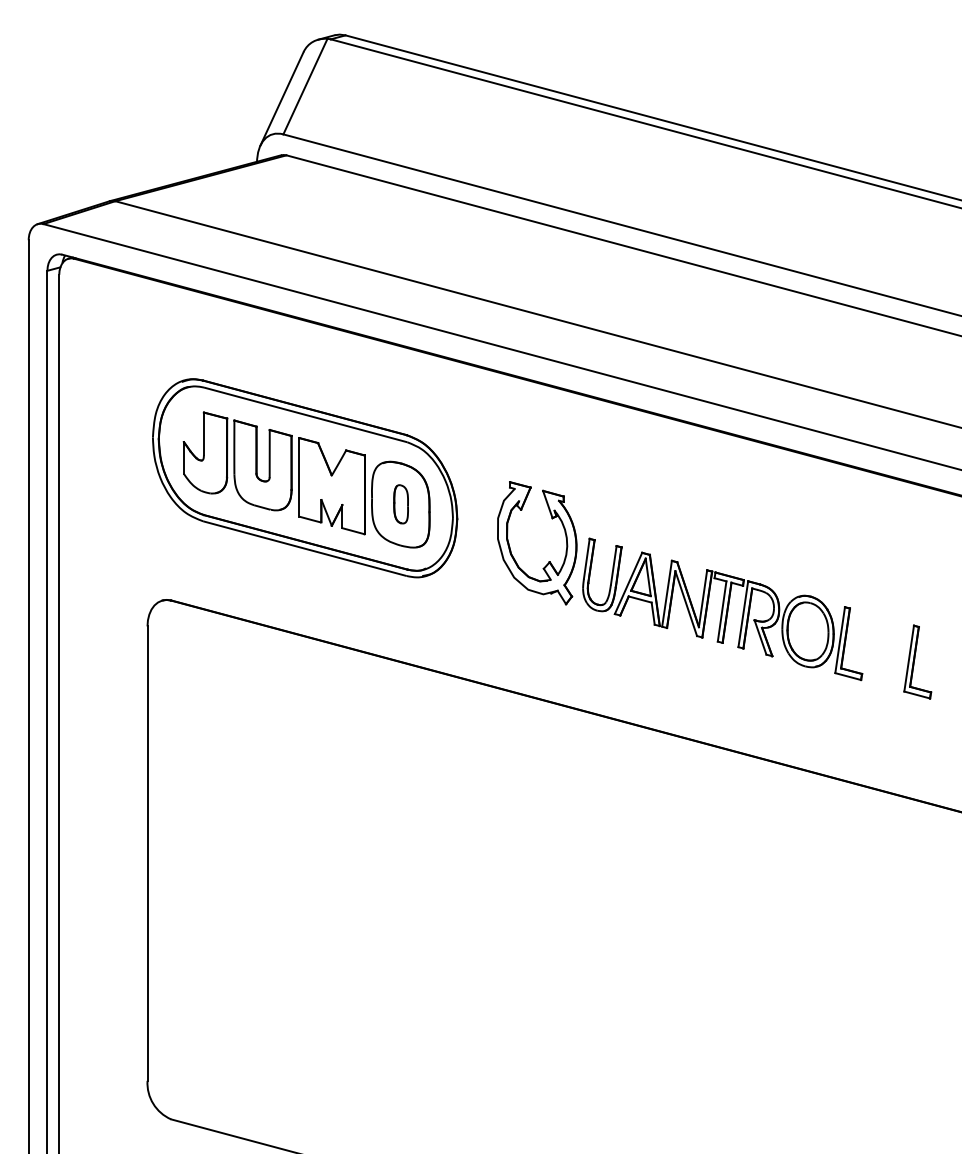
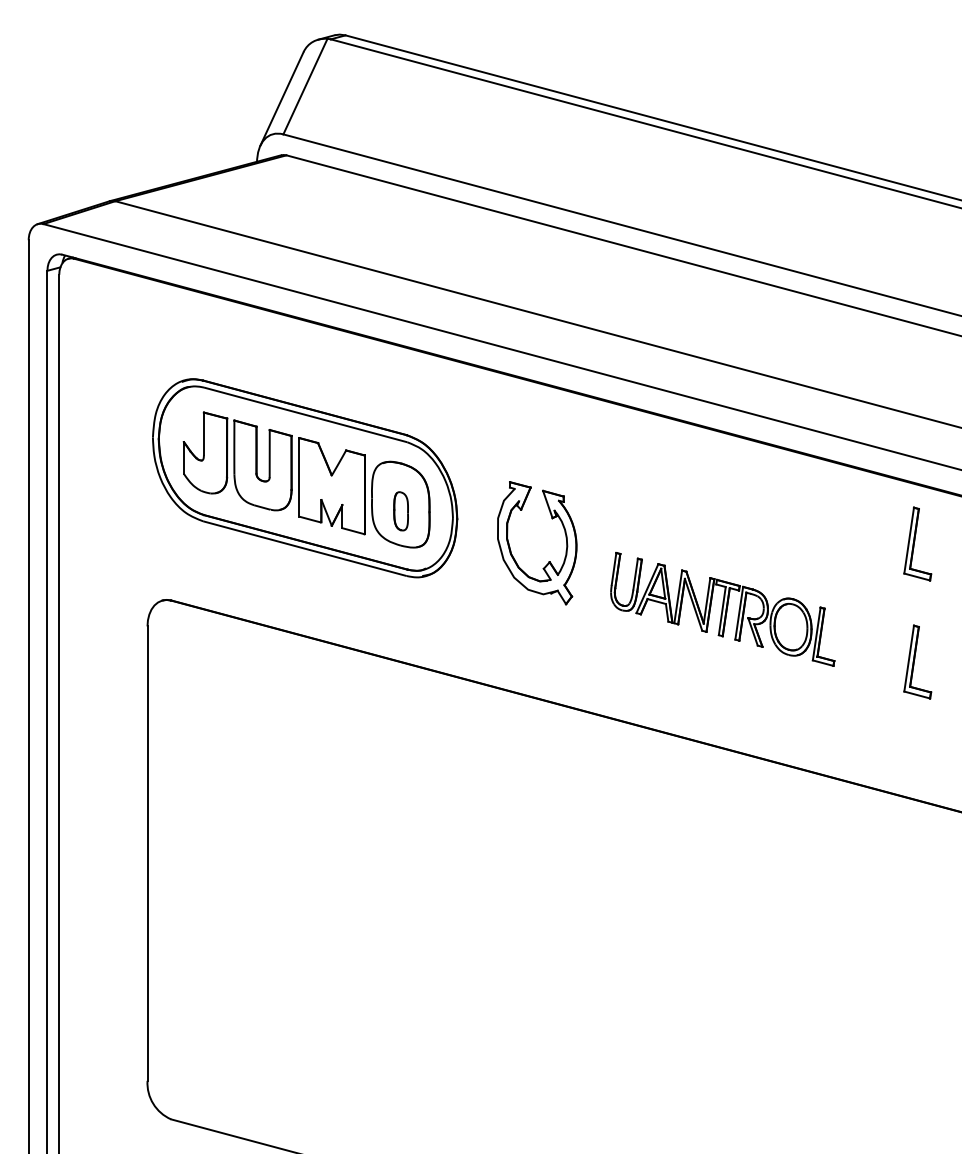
part position: (400, 504) -> (400, 511) (400, 511)
part: none -> present (917, 543)
part size: 282x145 px -> 226x115 px (722, 609)
